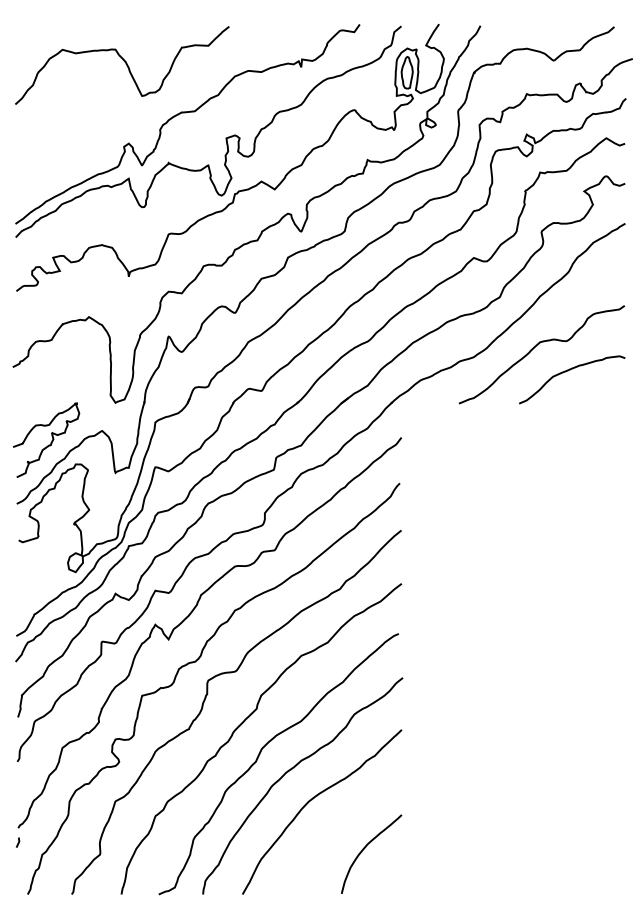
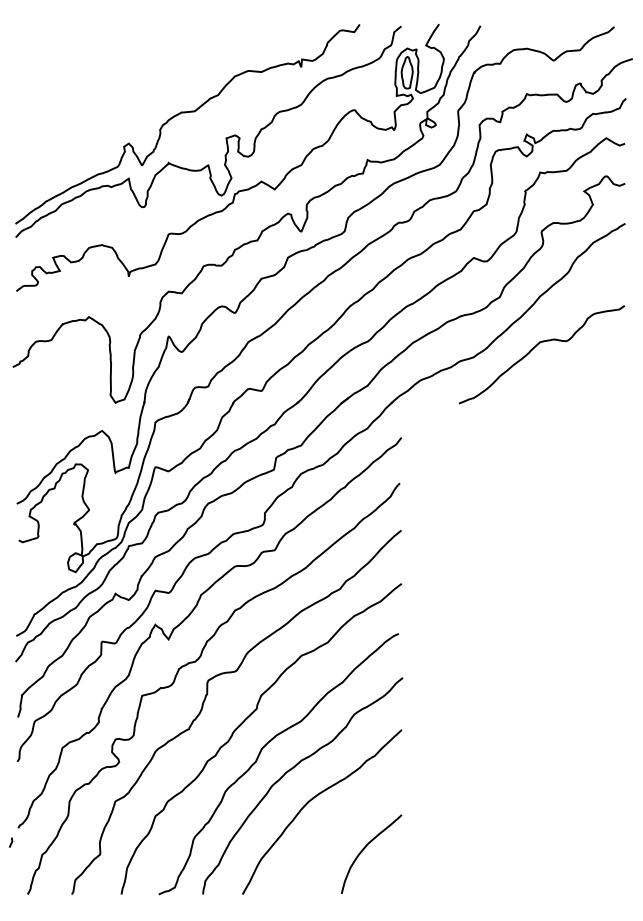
curve: present -> none (125, 64)
curve: present -> none (568, 371)
curve: present -> none (50, 442)
line position: (18, 842) -> (11, 842) (11, 842)
